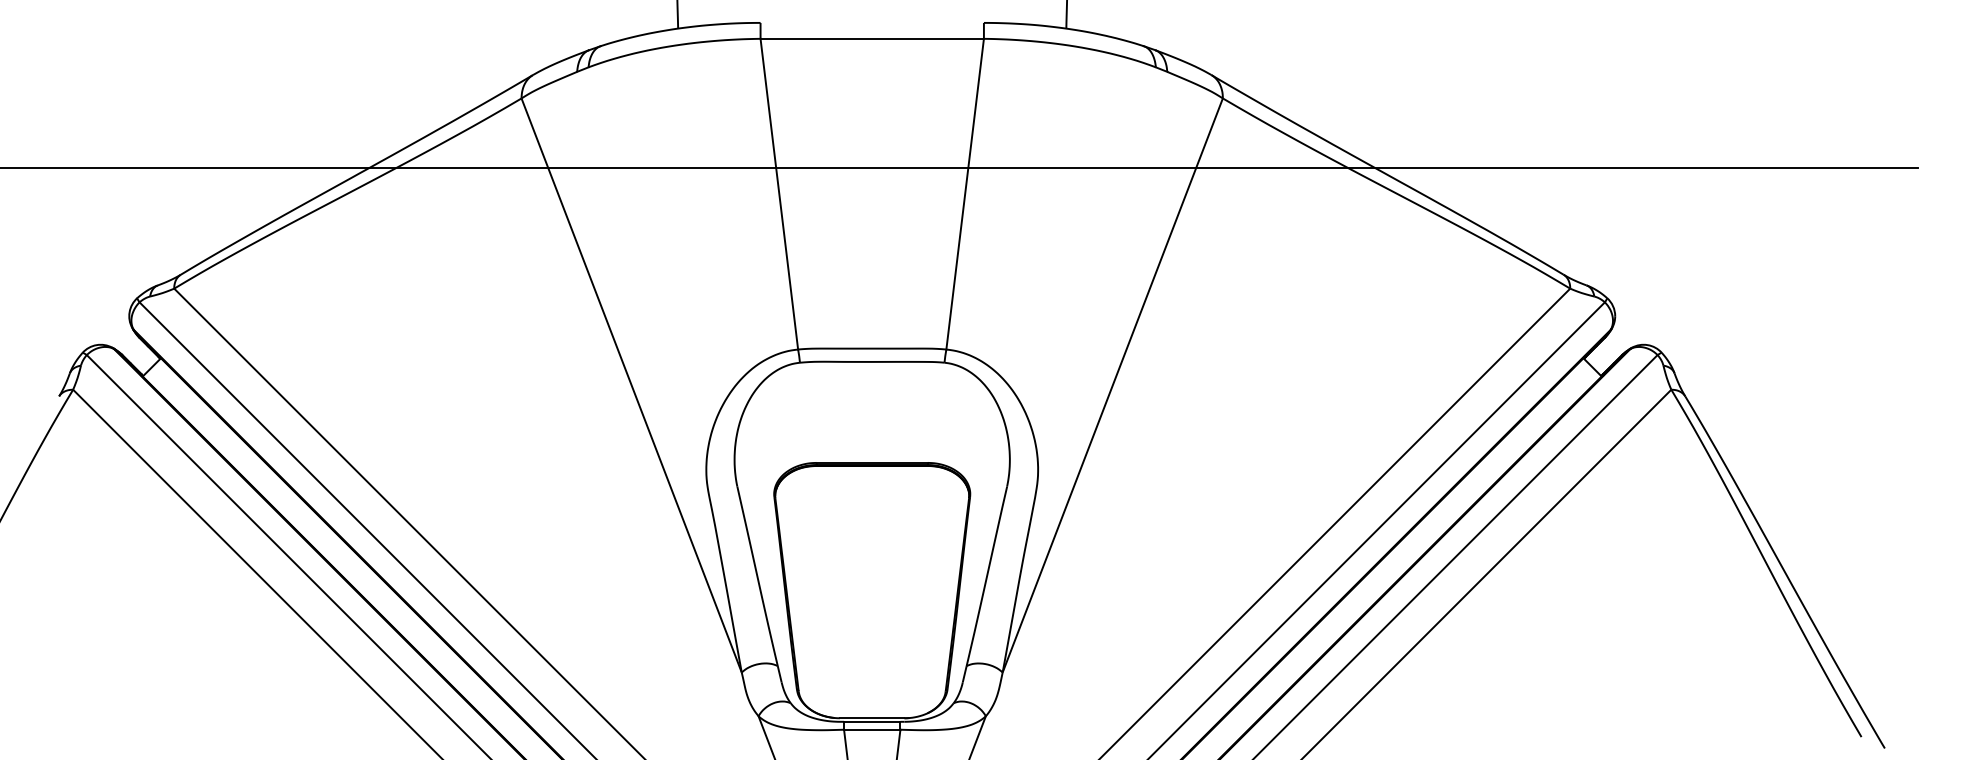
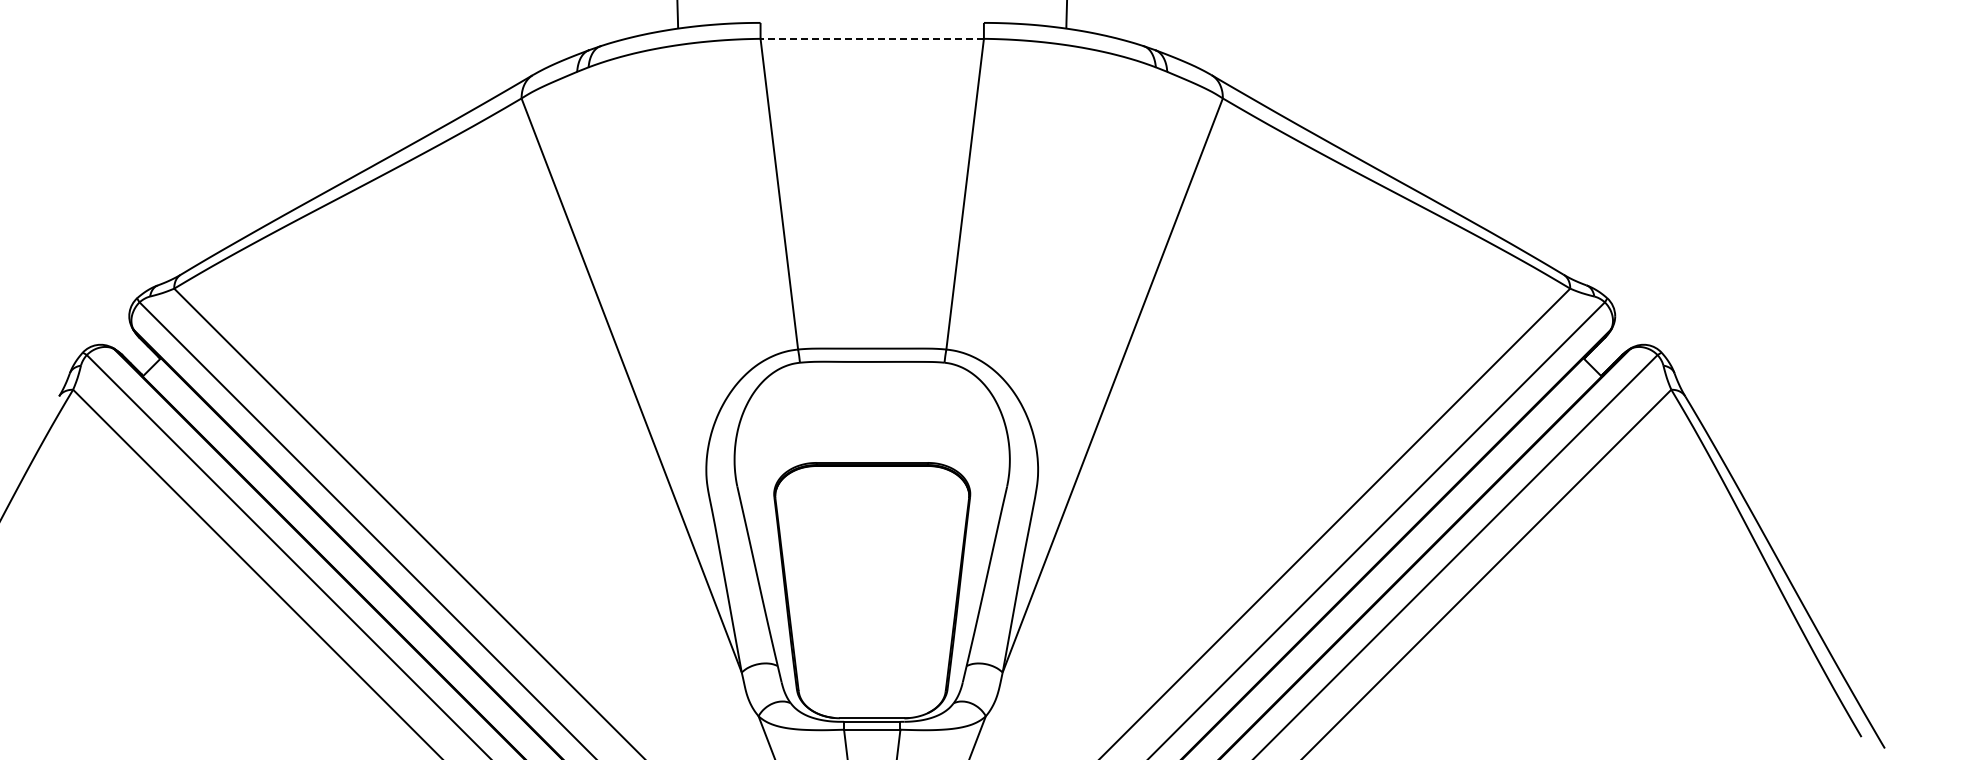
line: solid -> dashed (872, 38)
line: present -> none (960, 168)
